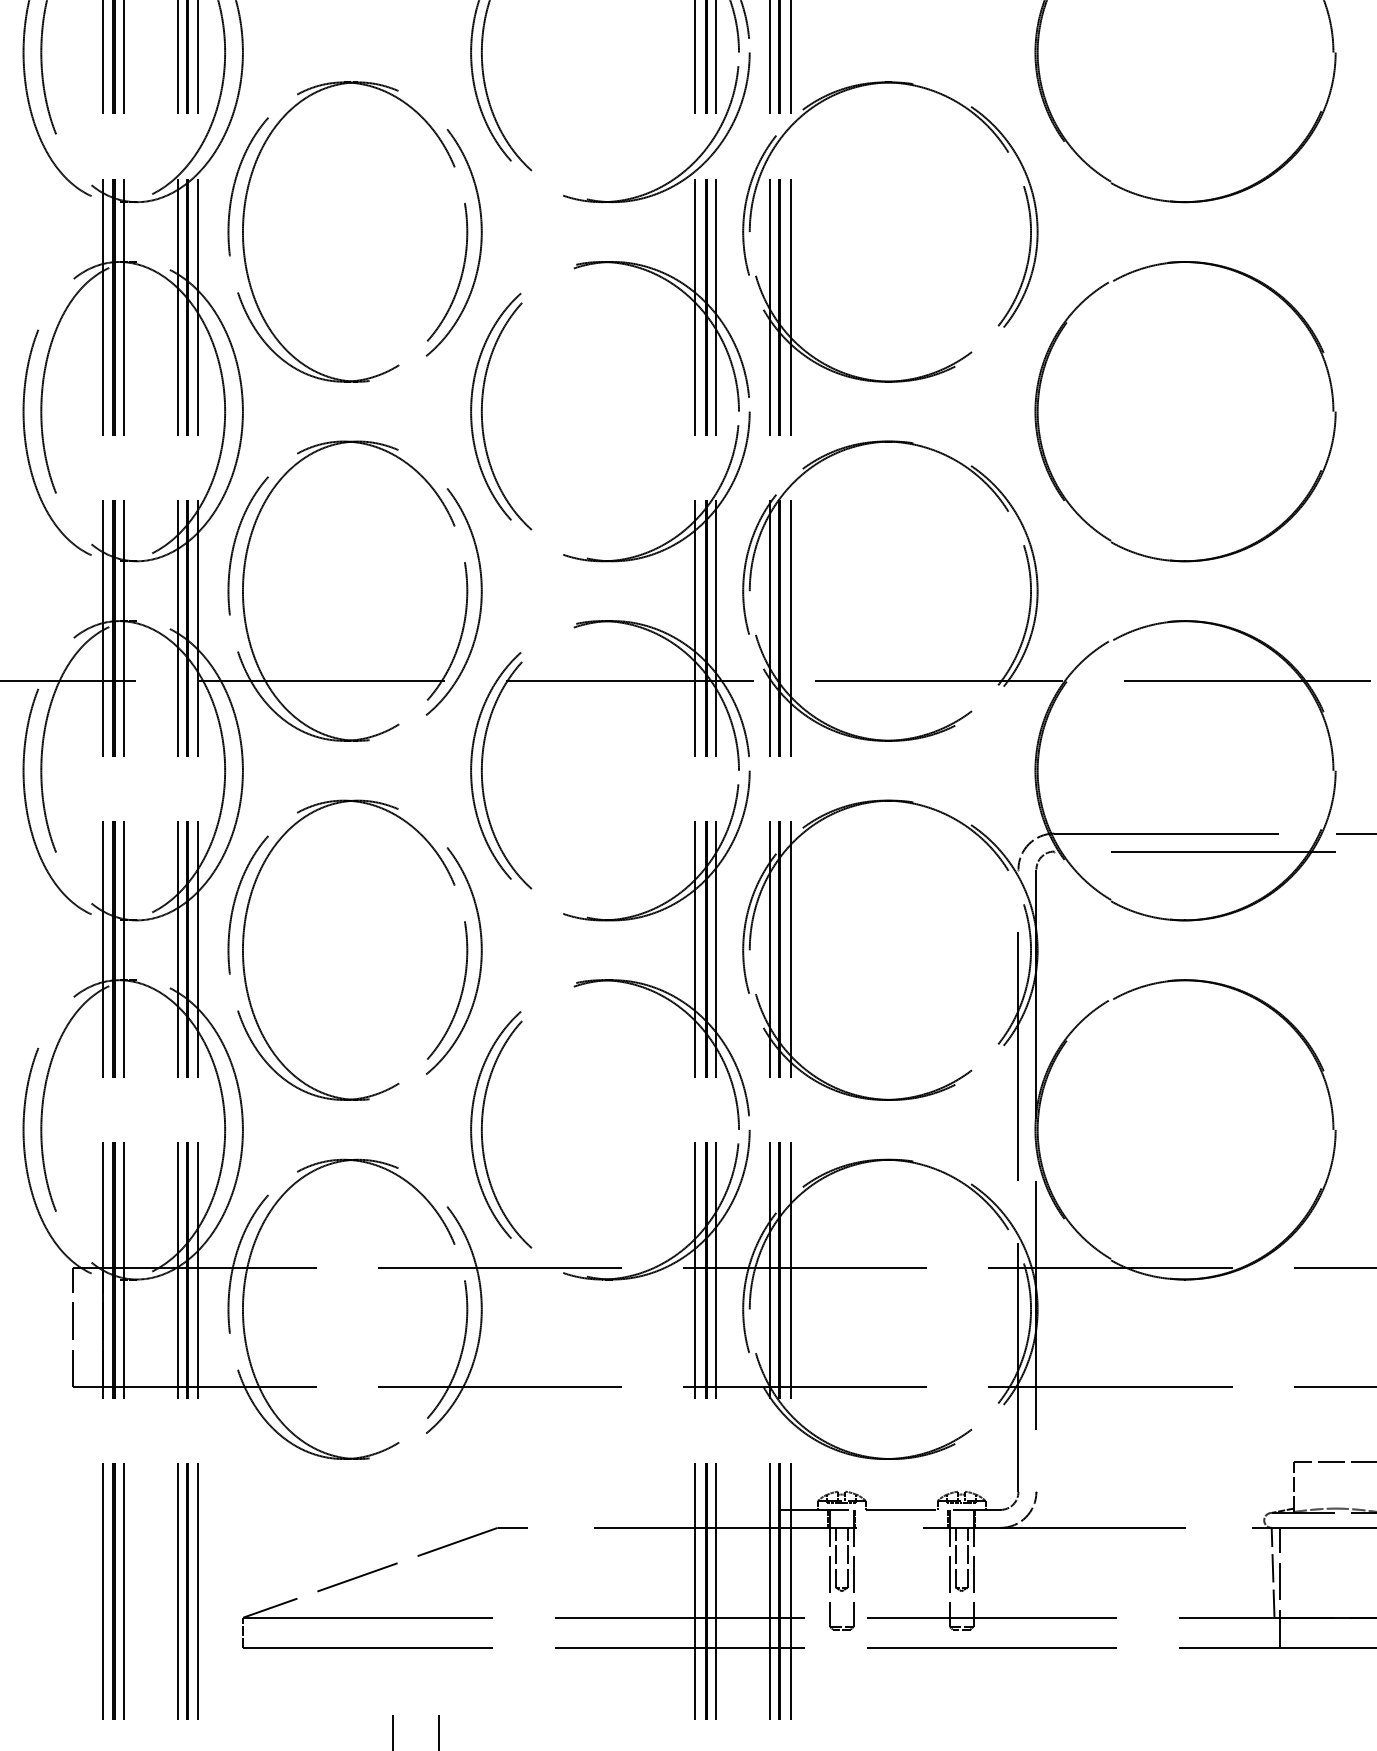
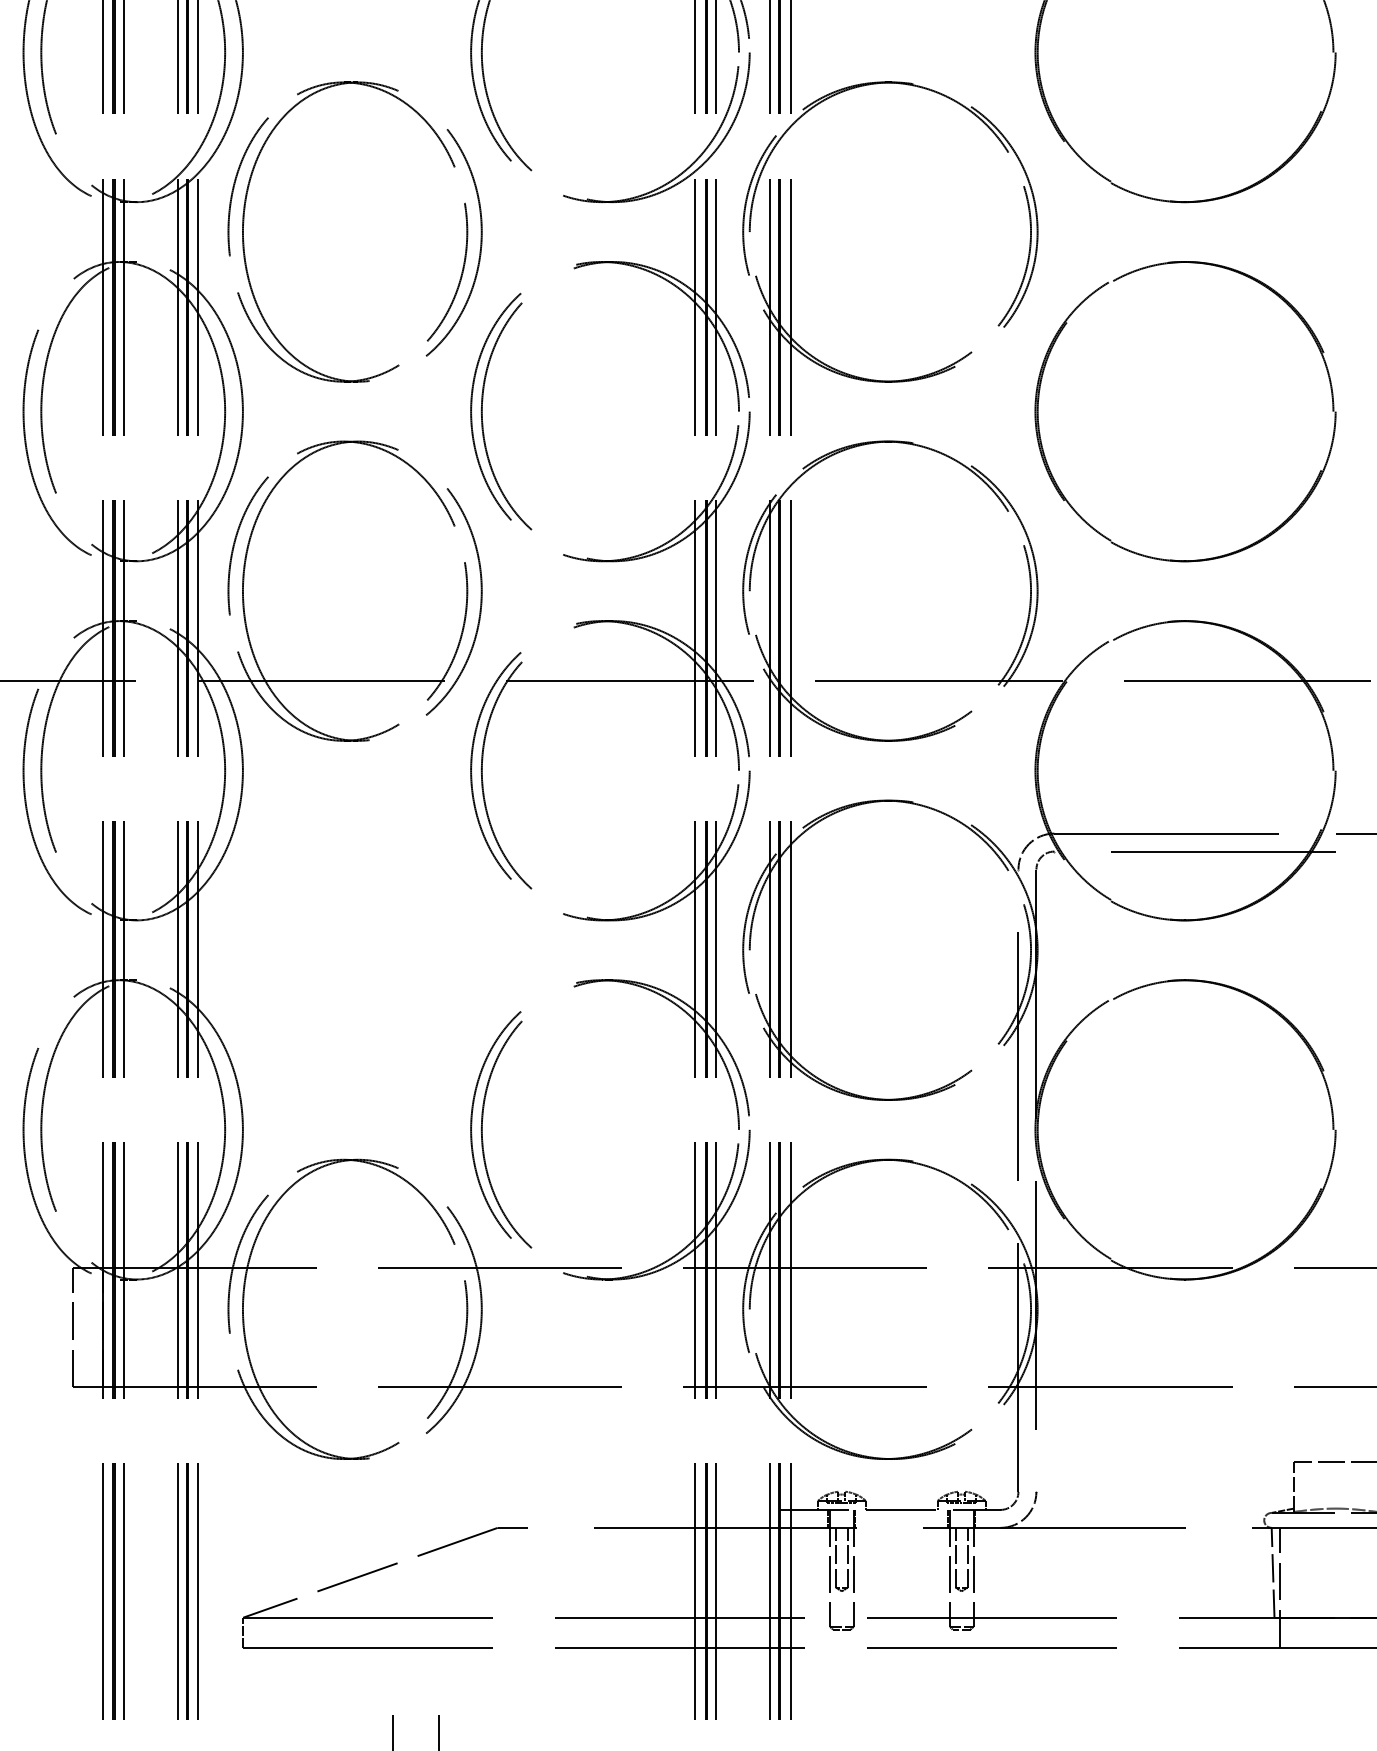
part: present -> none (244, 941)
